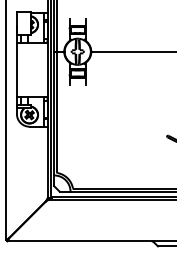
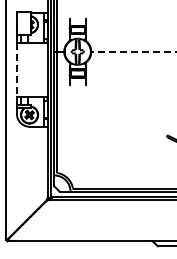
line: solid -> dashed (134, 51)
line: solid -> dashed (16, 70)
